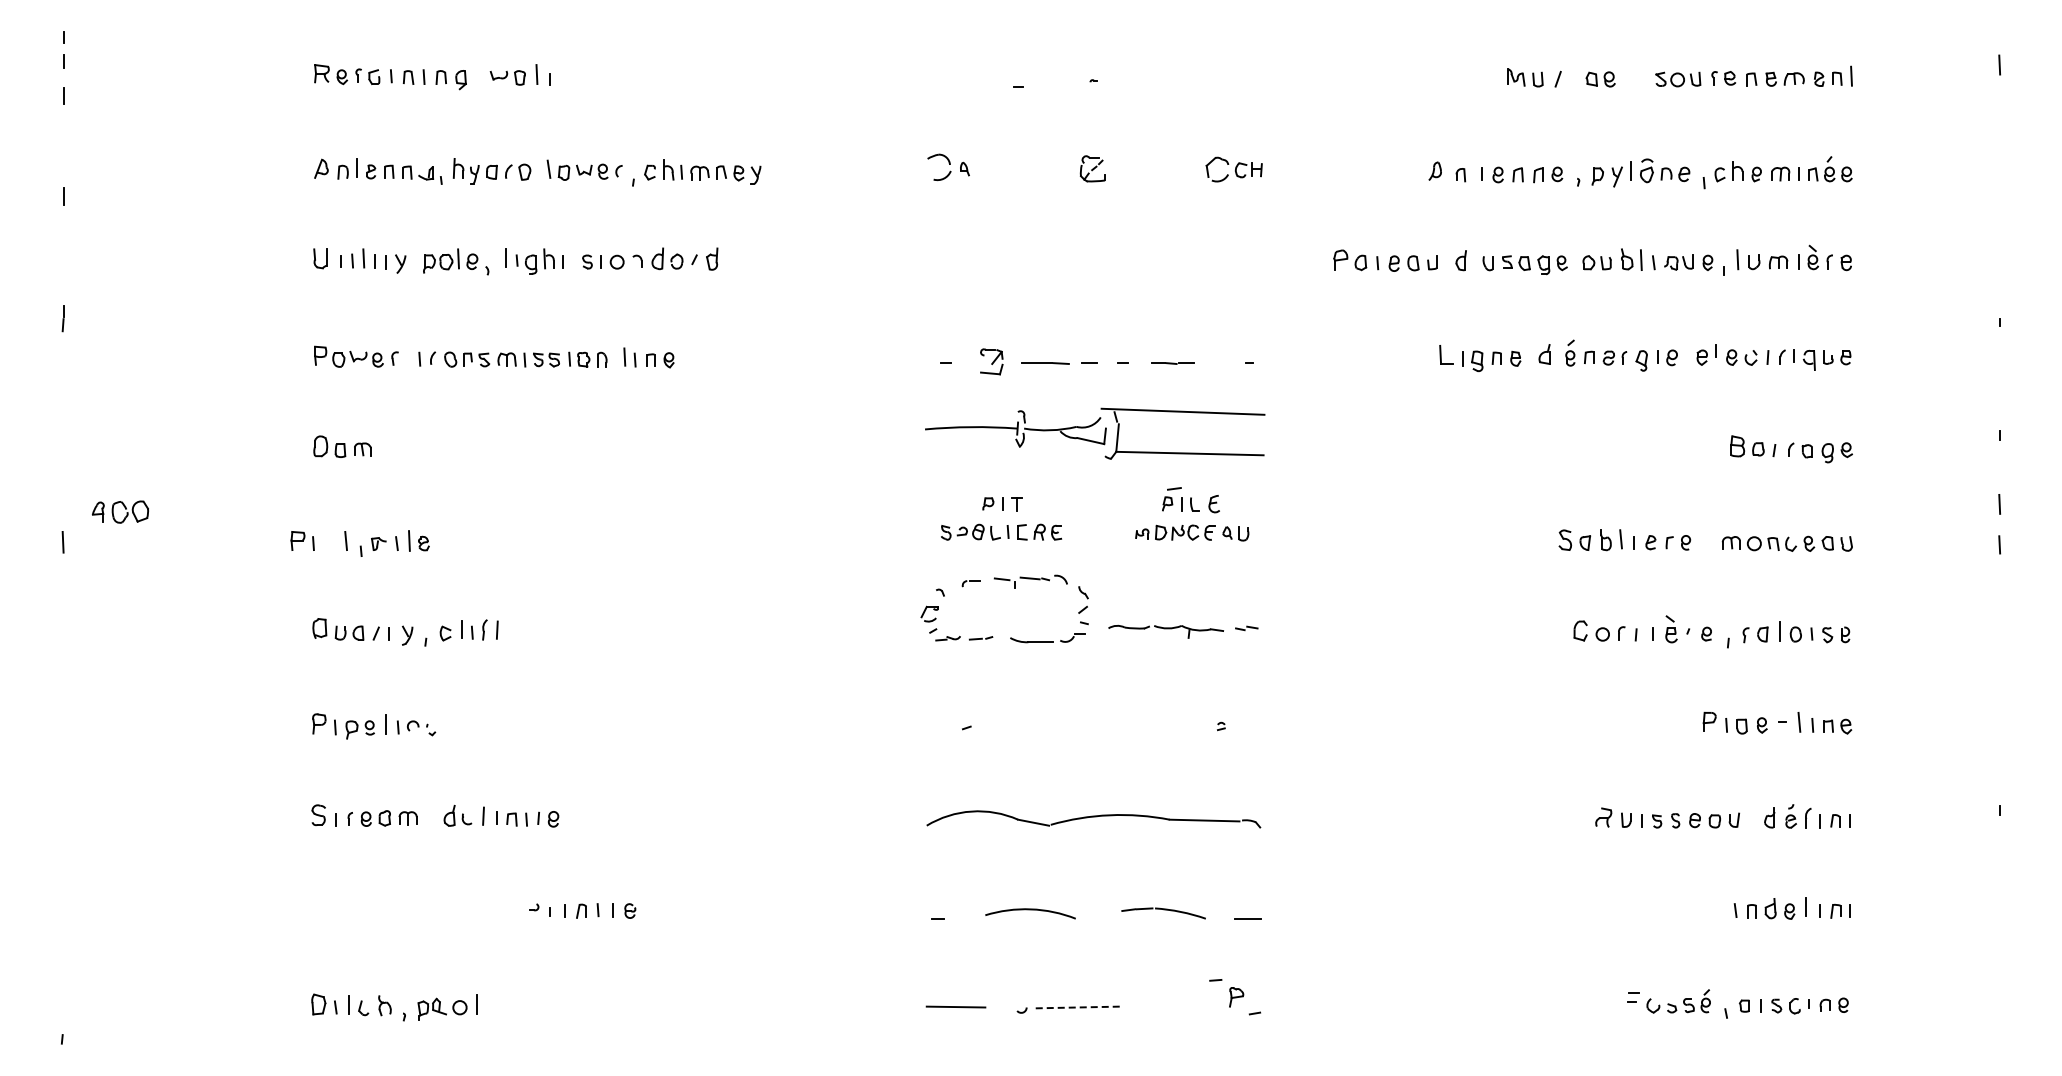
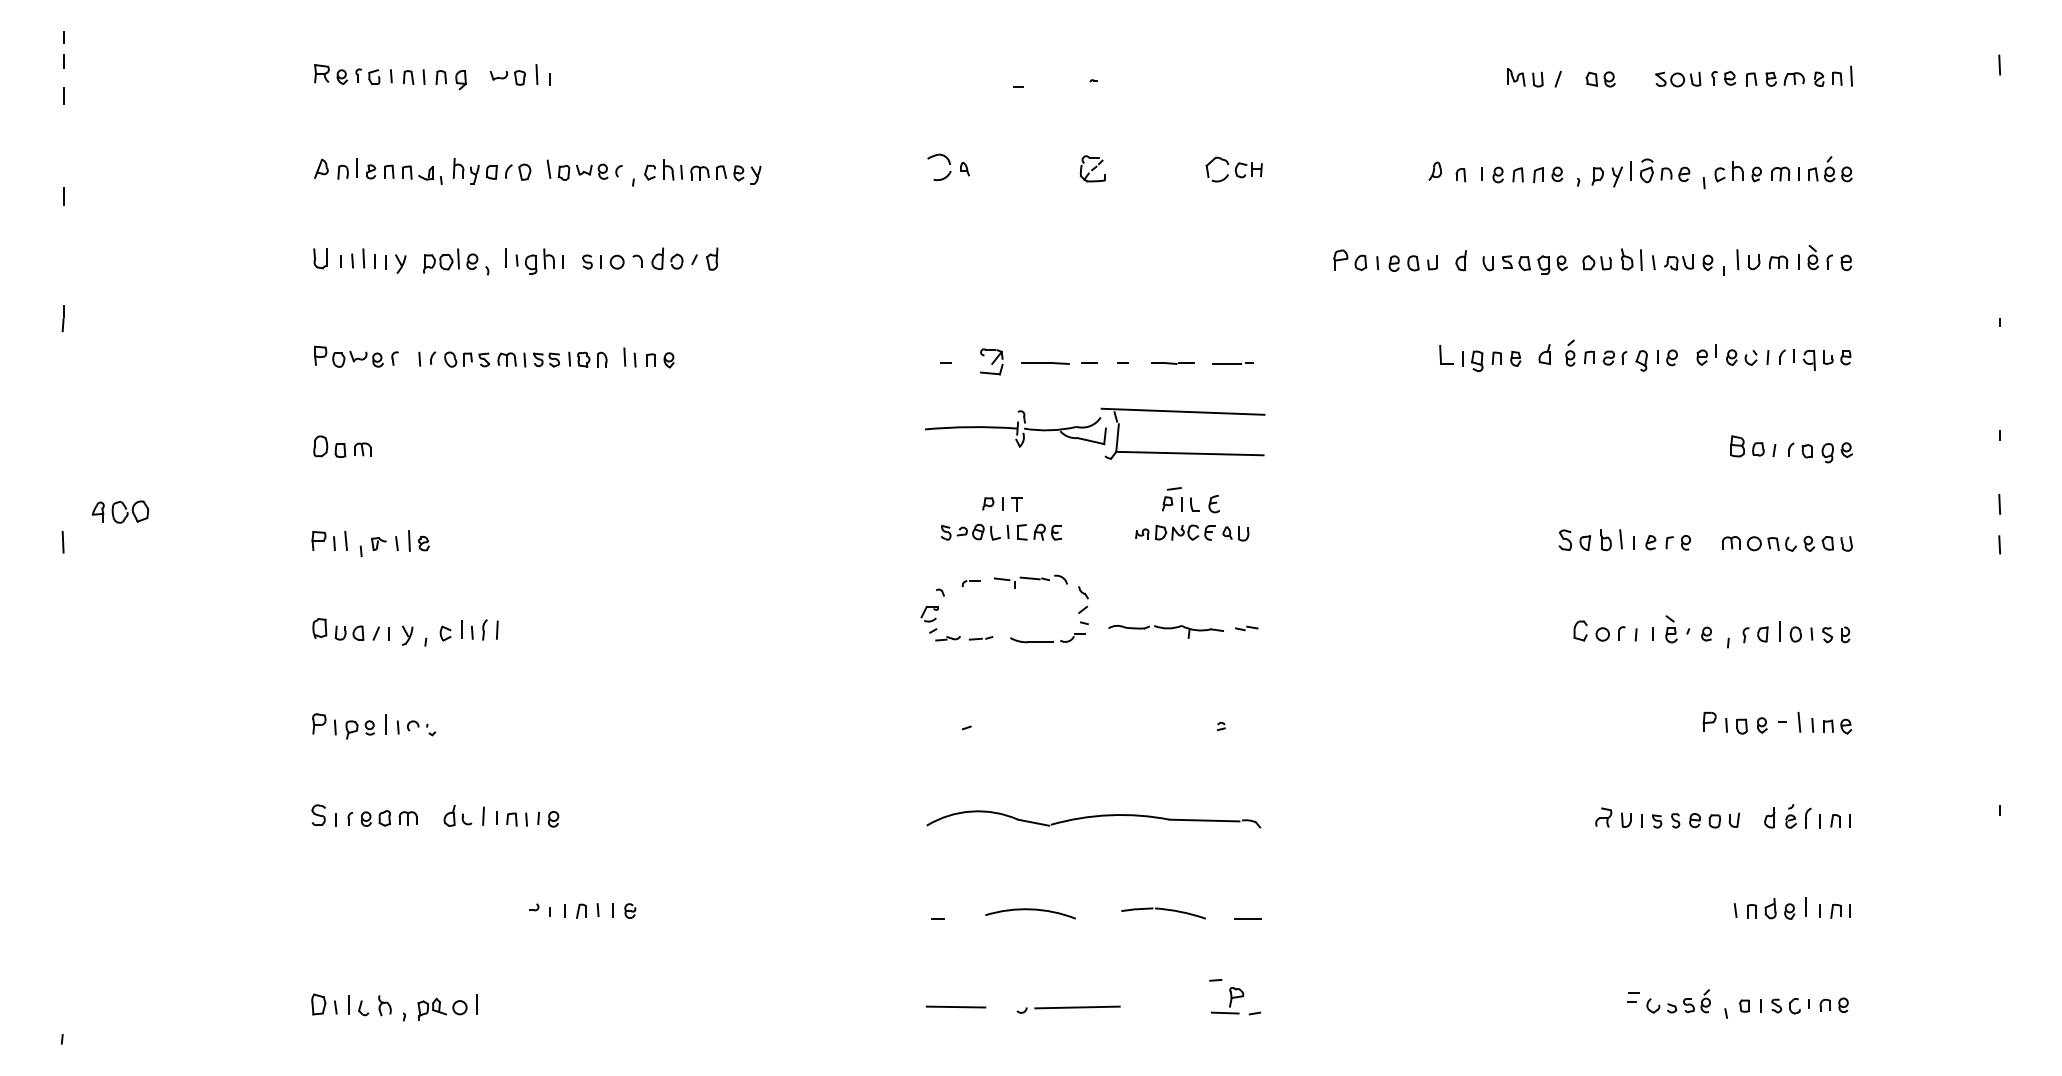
line: none -> present (1226, 363)
part position: (302, 540) -> (323, 540) (323, 540)
line: dashed -> solid (1077, 1007)
line: none -> present (1224, 1012)
